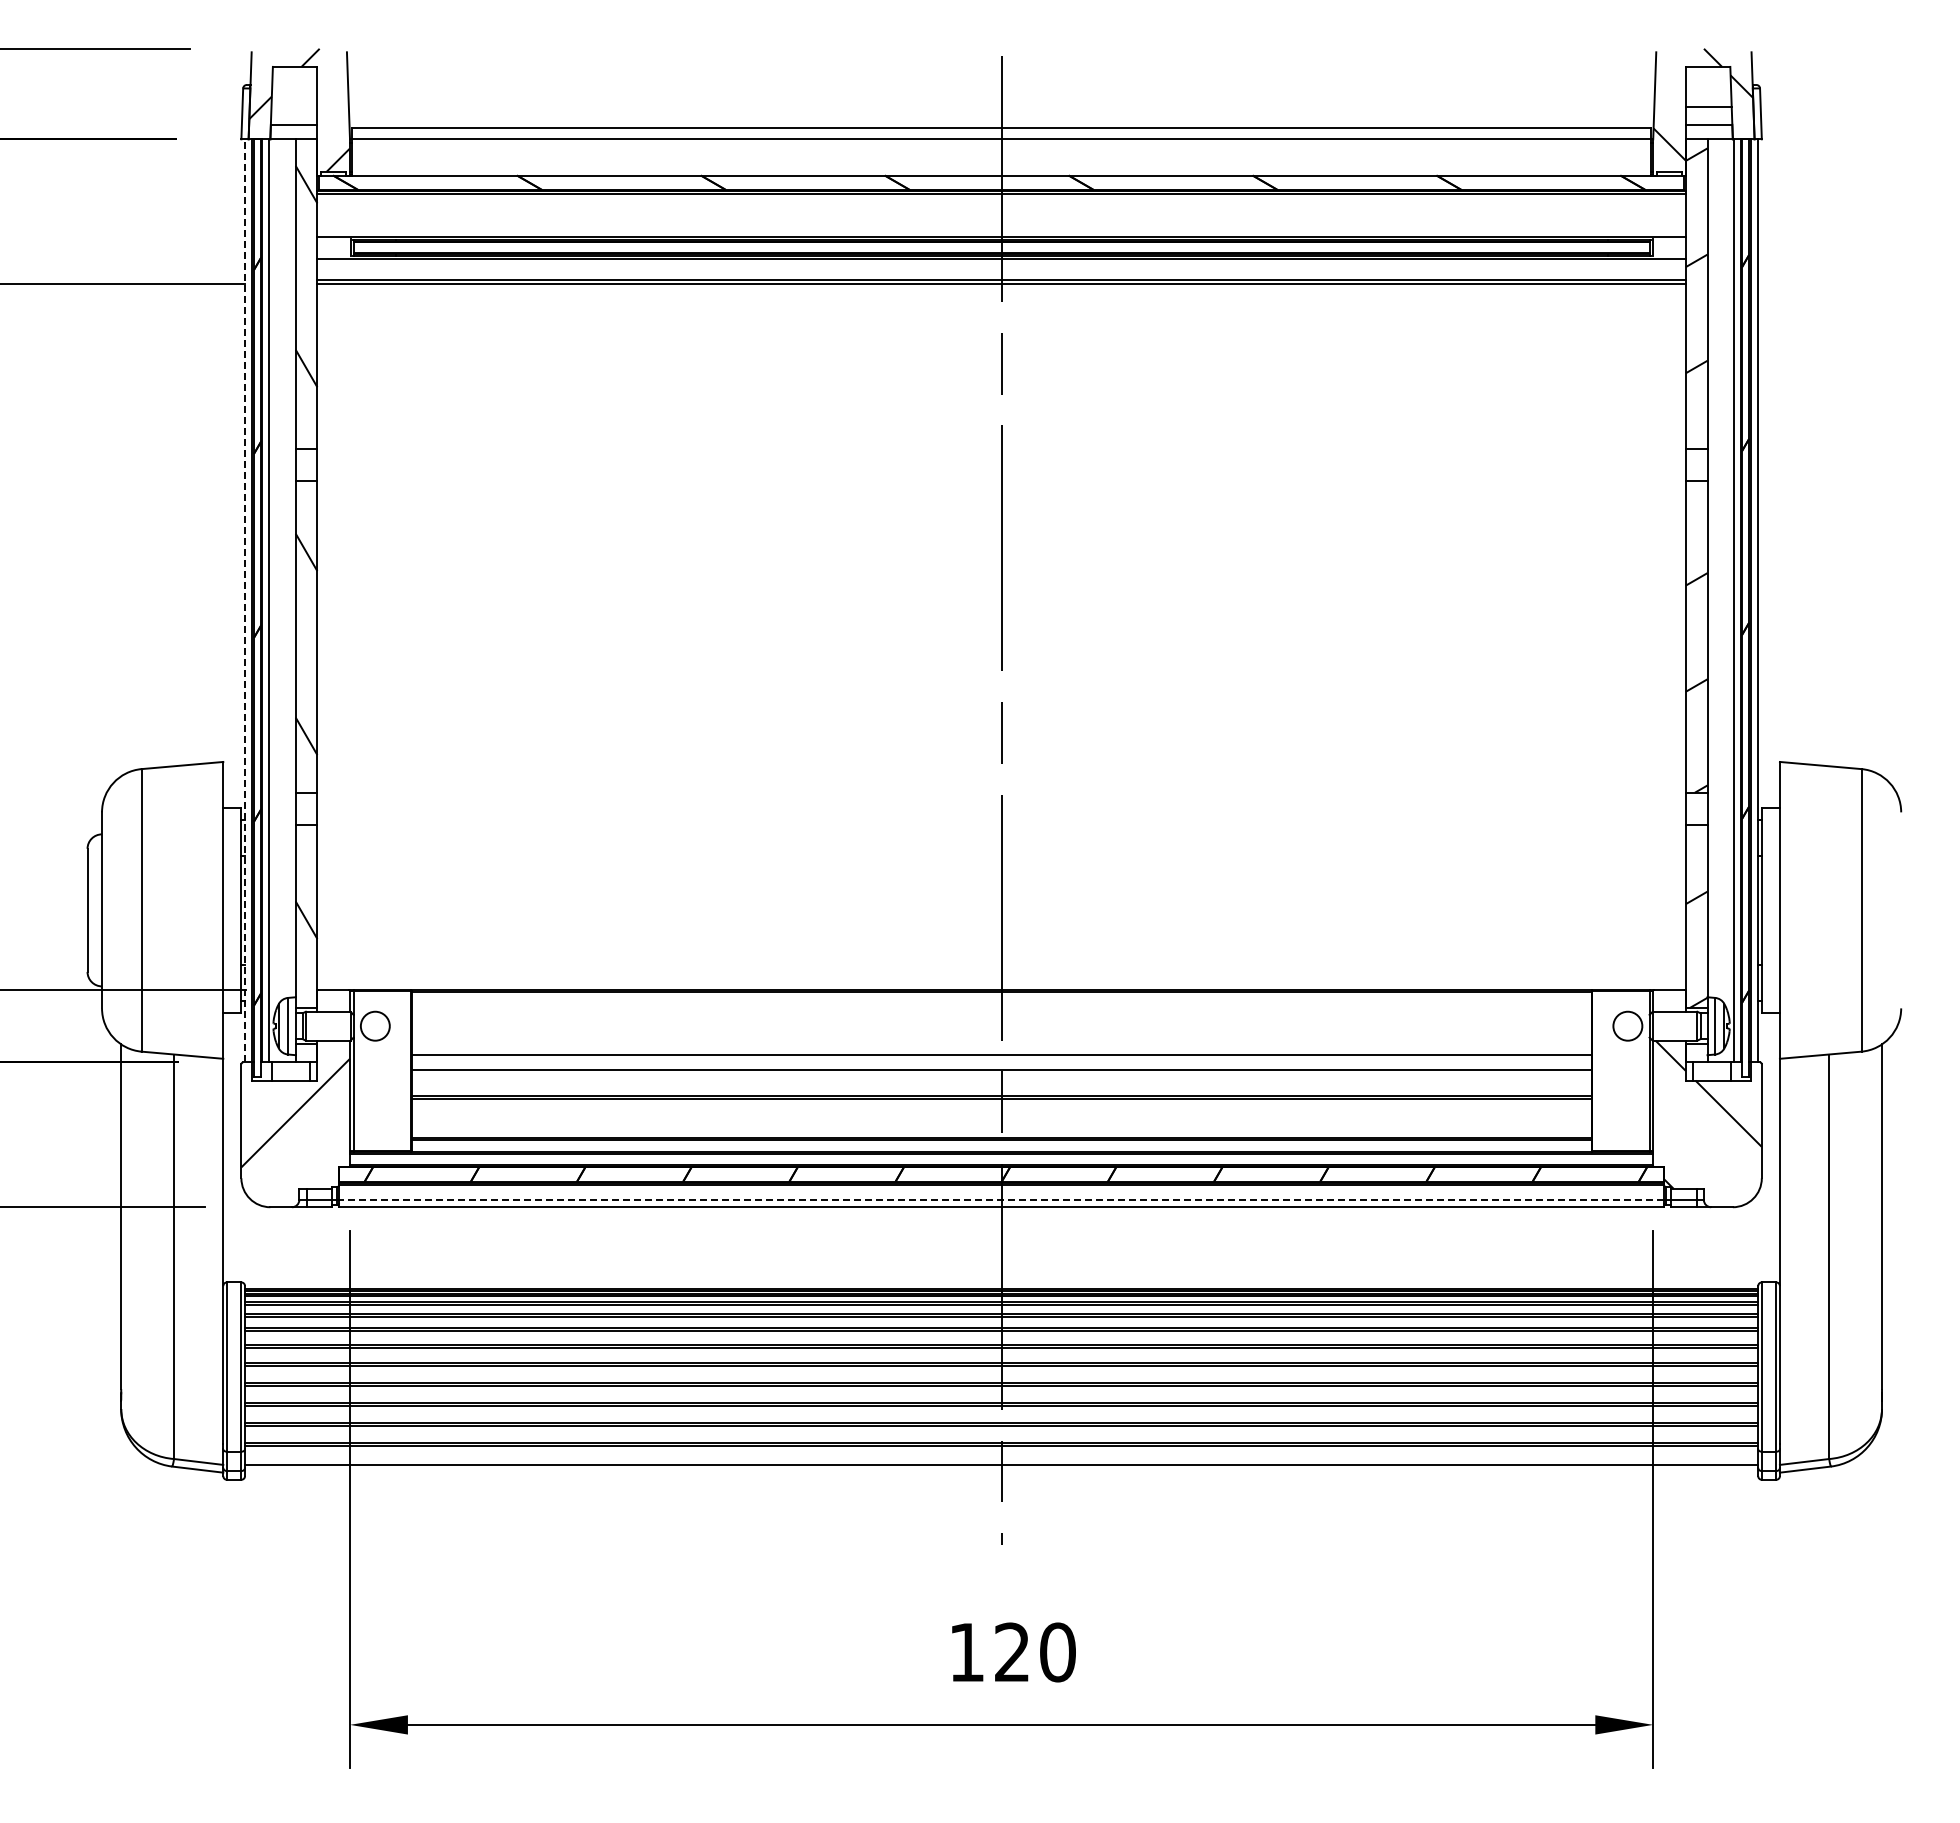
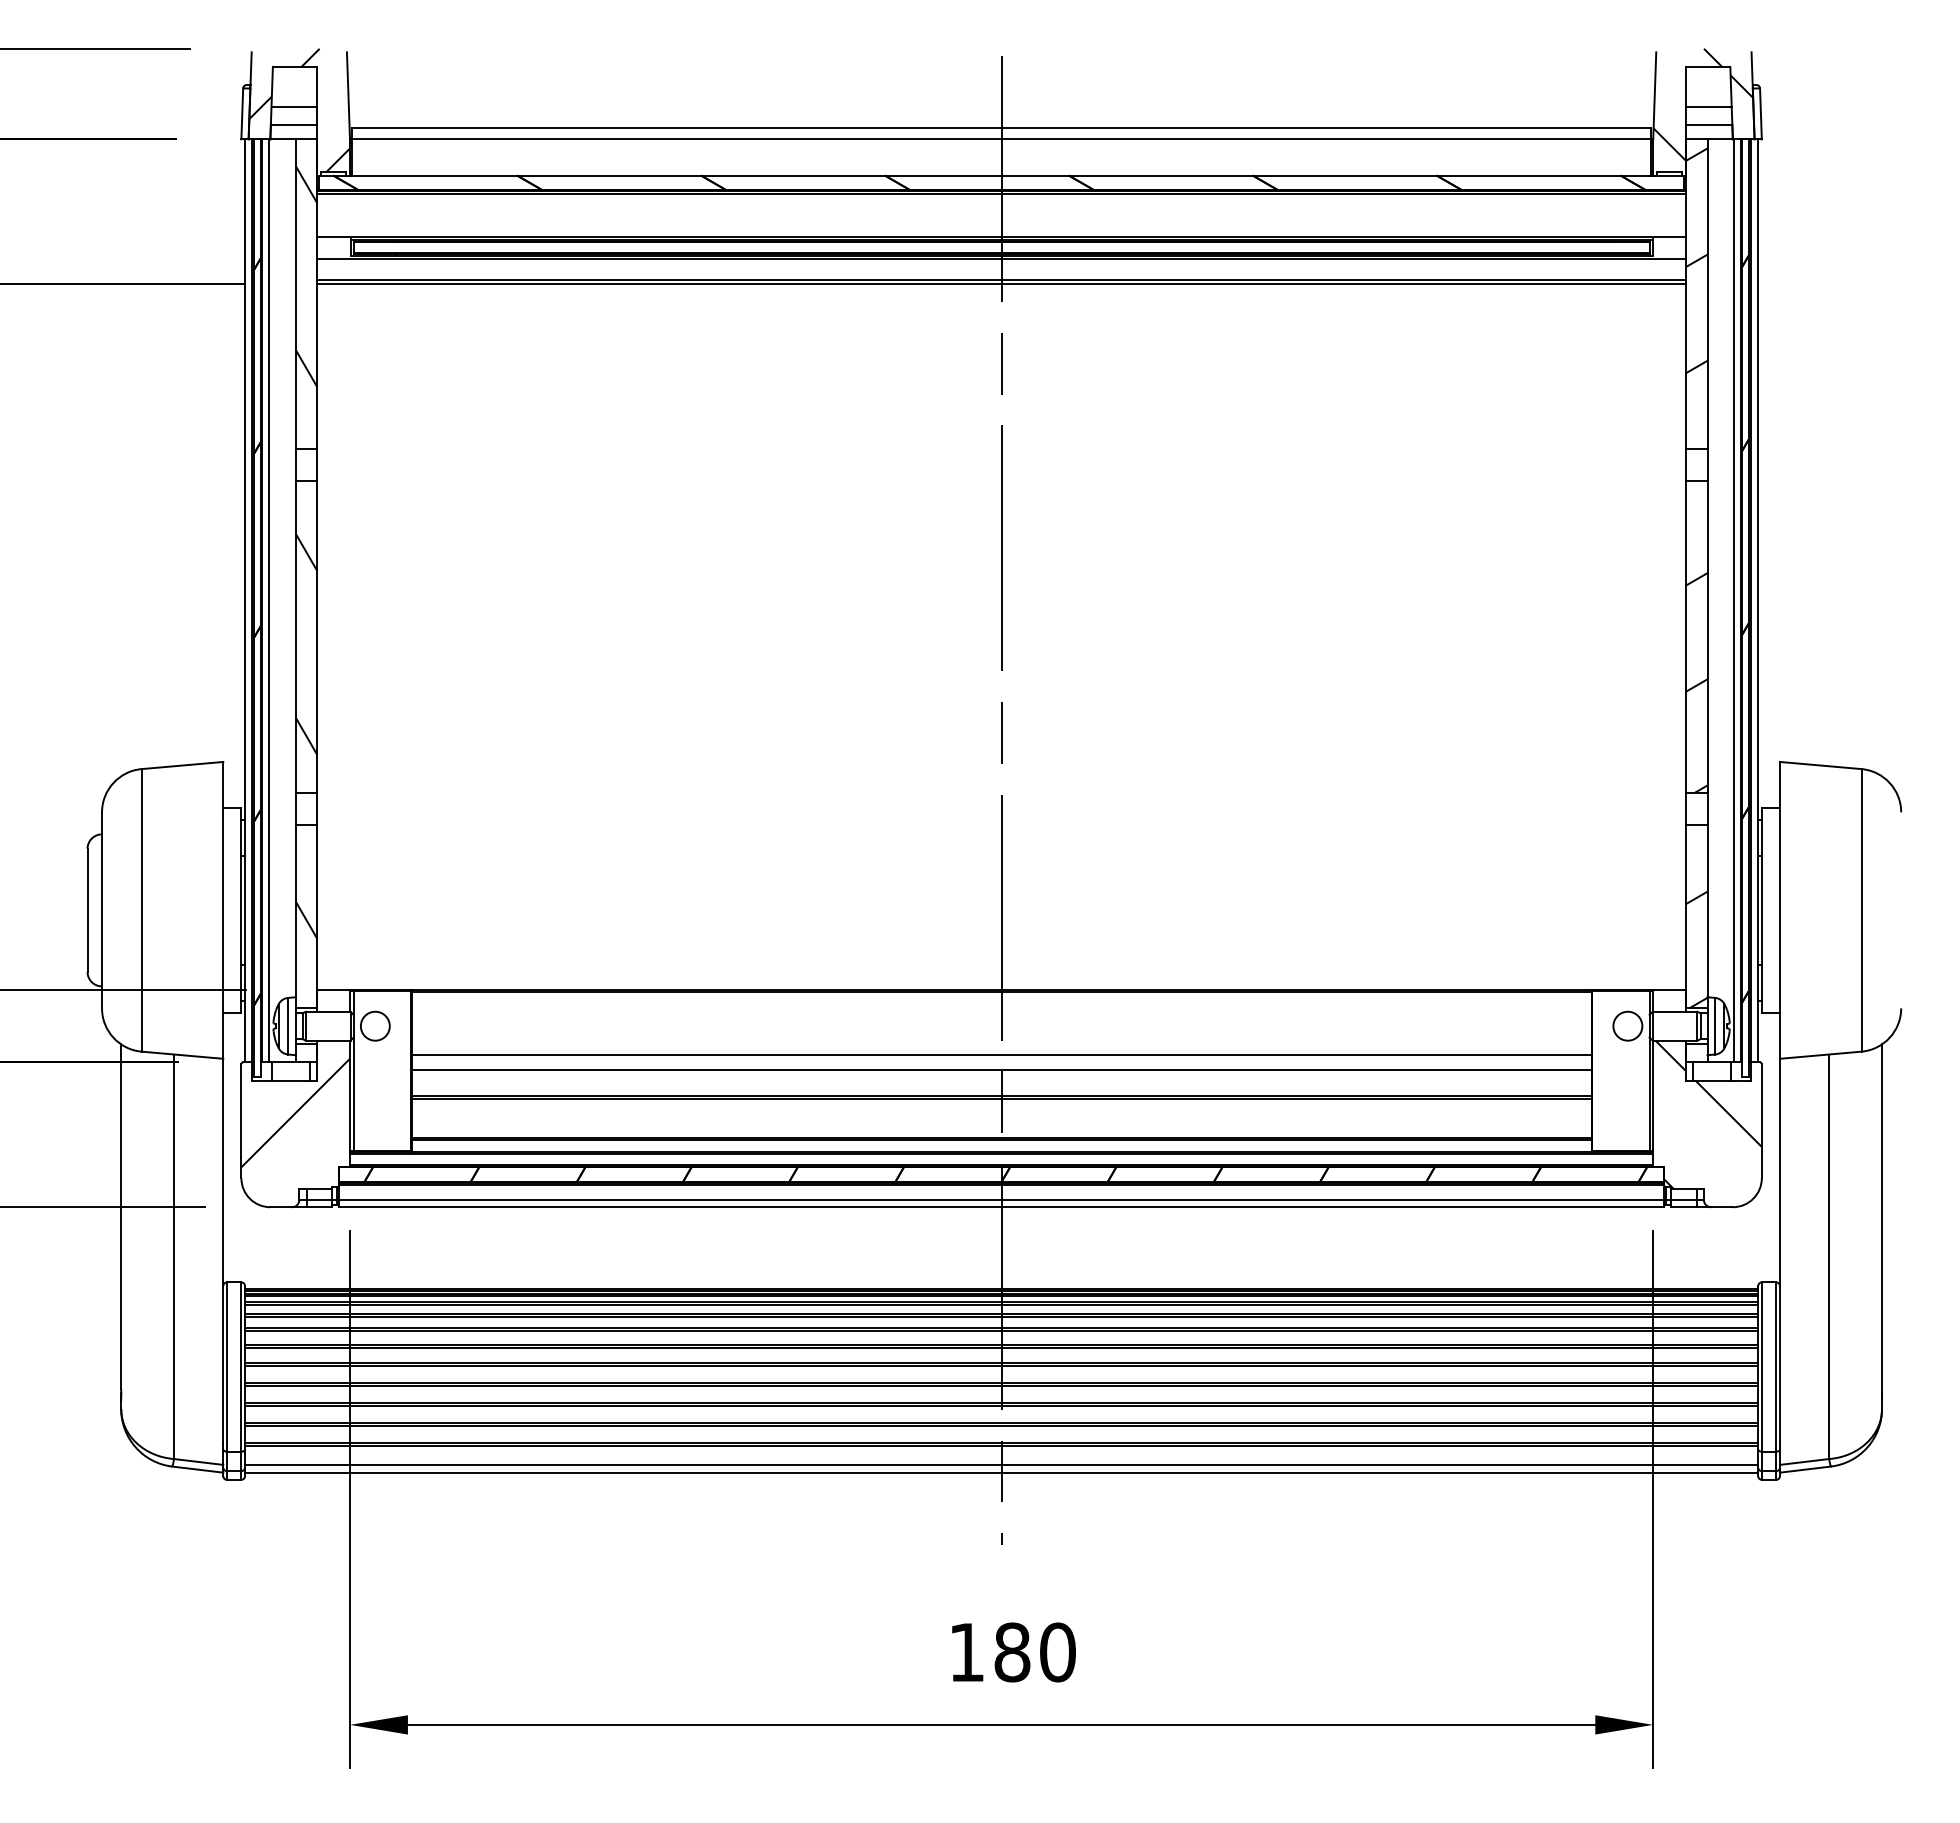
line: none -> present (294, 106)
line: dashed -> solid (245, 600)
line: dashed -> solid (1001, 1199)
line: none -> present (1001, 1472)
text: 120 -> 180 (1012, 1652)
